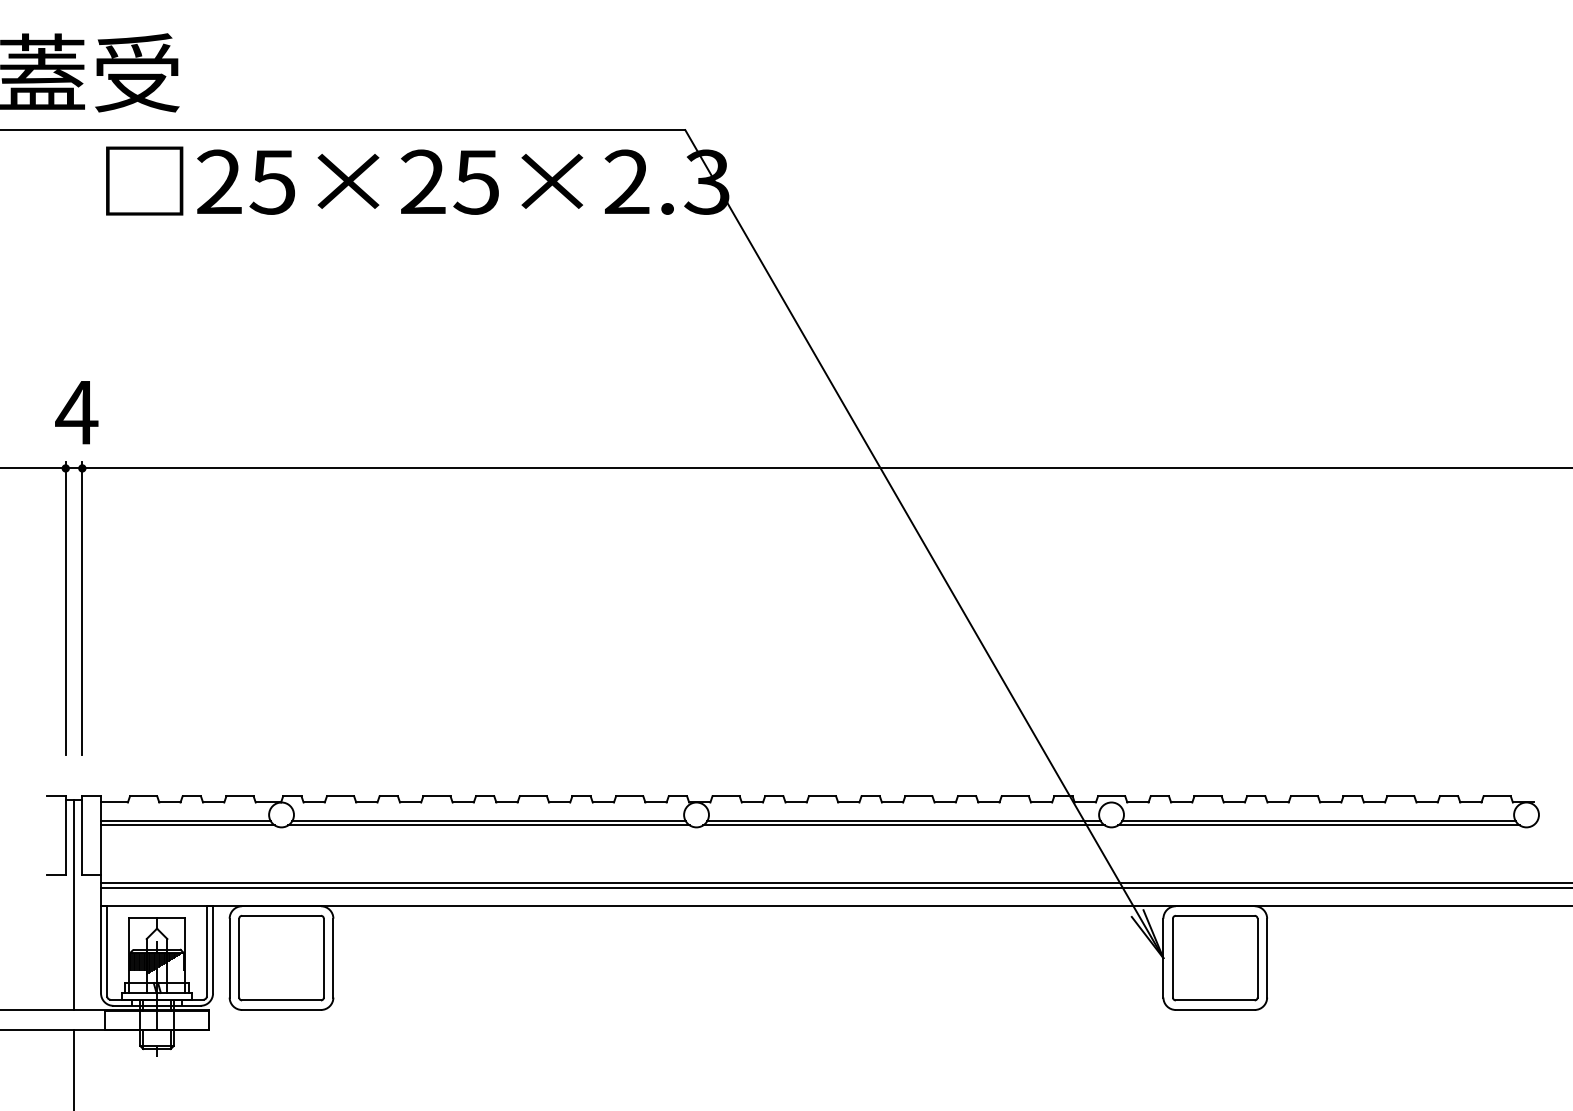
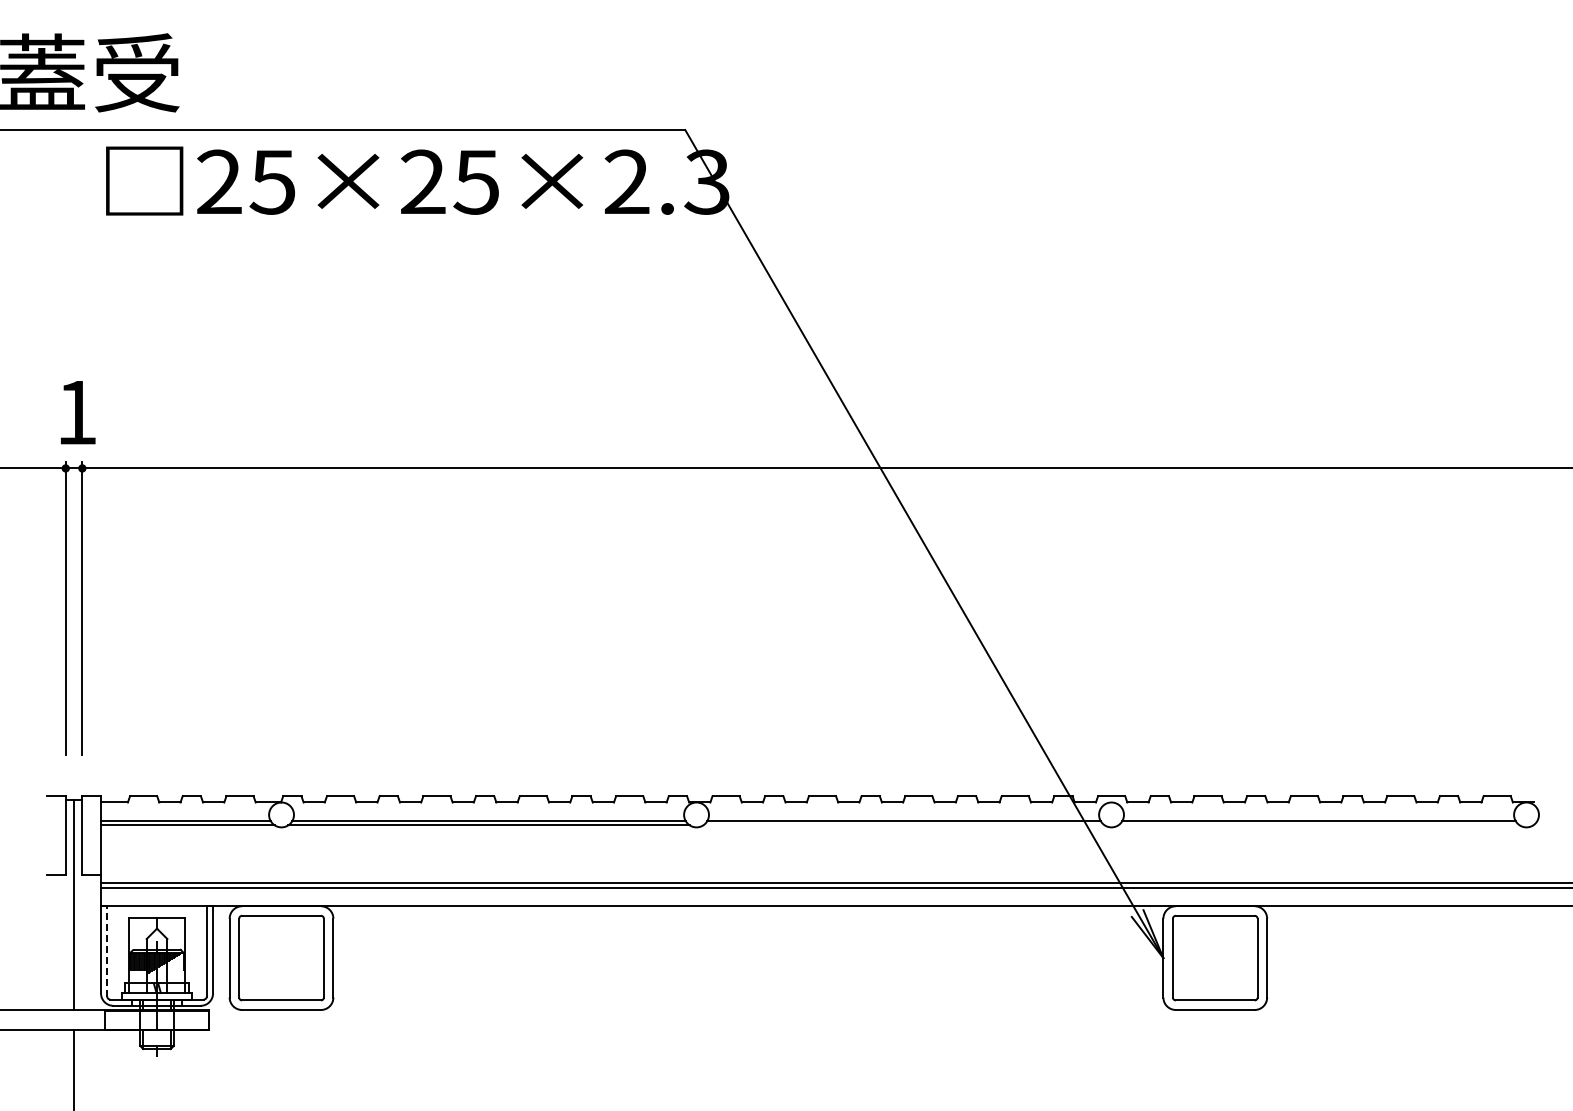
text: 4 -> 1 (76, 412)
line: present -> none (903, 825)
line: present -> none (1318, 825)
line: solid -> dashed (107, 950)
